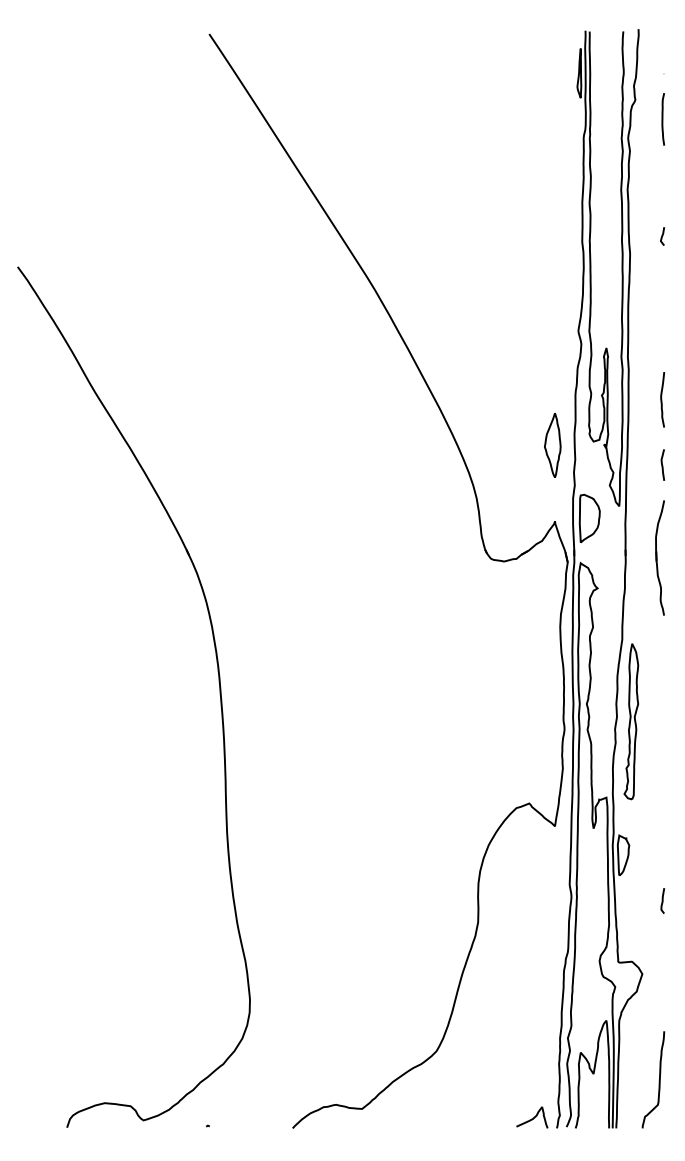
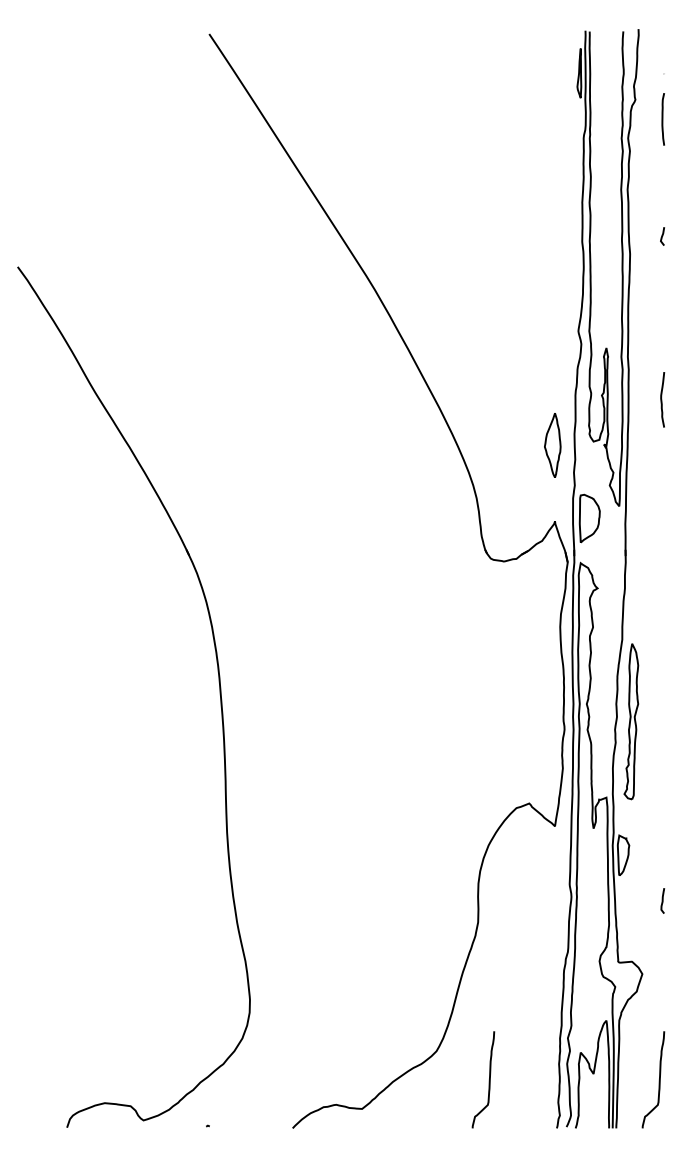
curve: present -> none (662, 464)
part: present -> none (659, 557)
curve: none -> present (488, 1080)
curve: present -> none (533, 1117)
